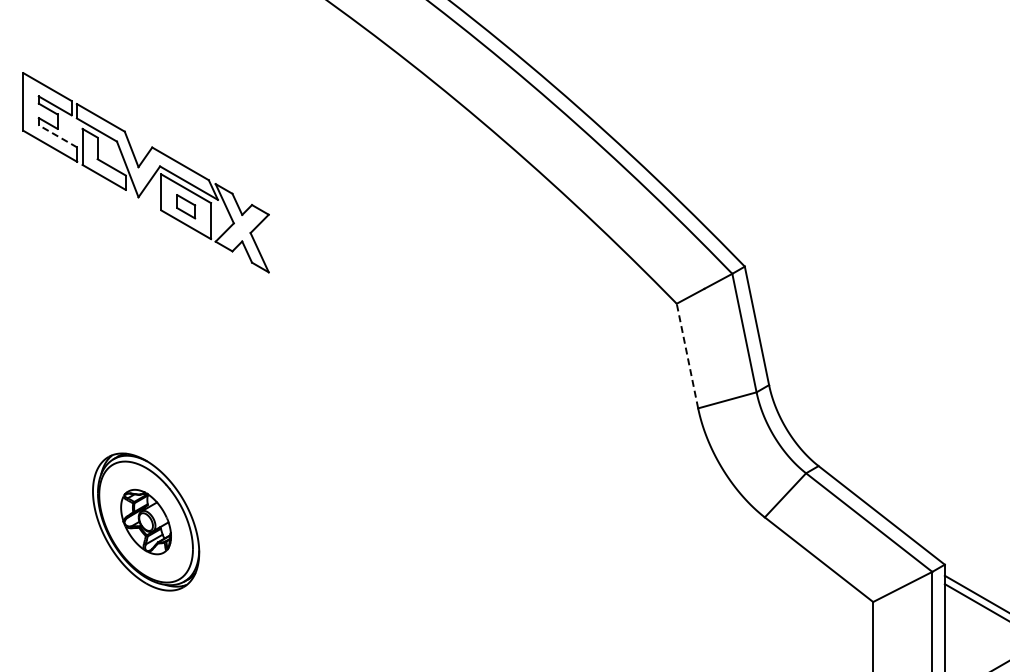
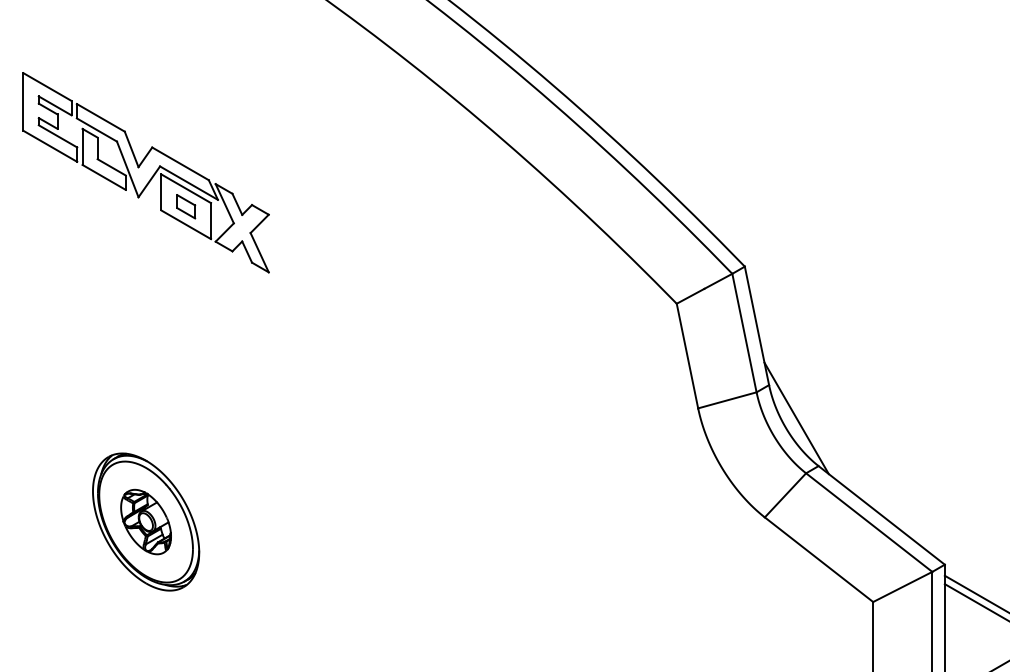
line: dashed -> solid (57, 136)
line: dashed -> solid (687, 355)
line: none -> present (796, 418)
